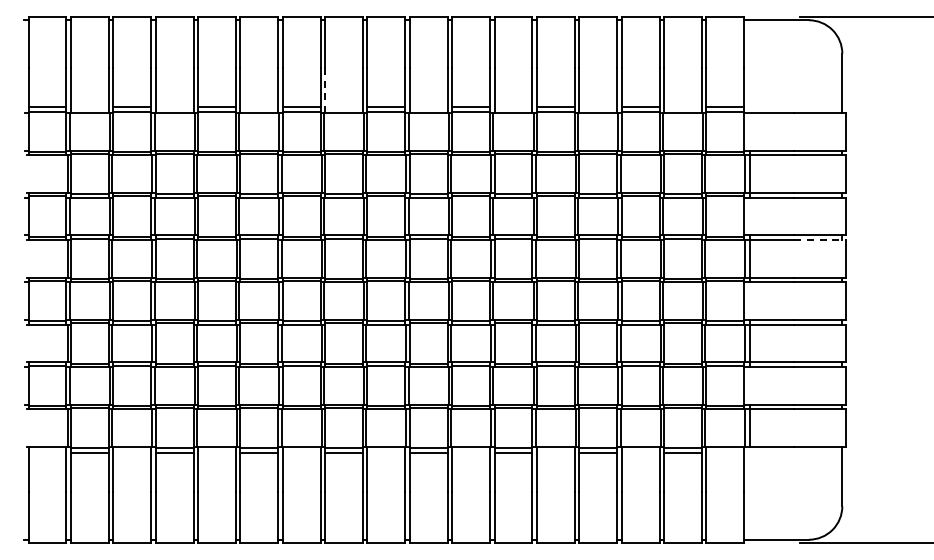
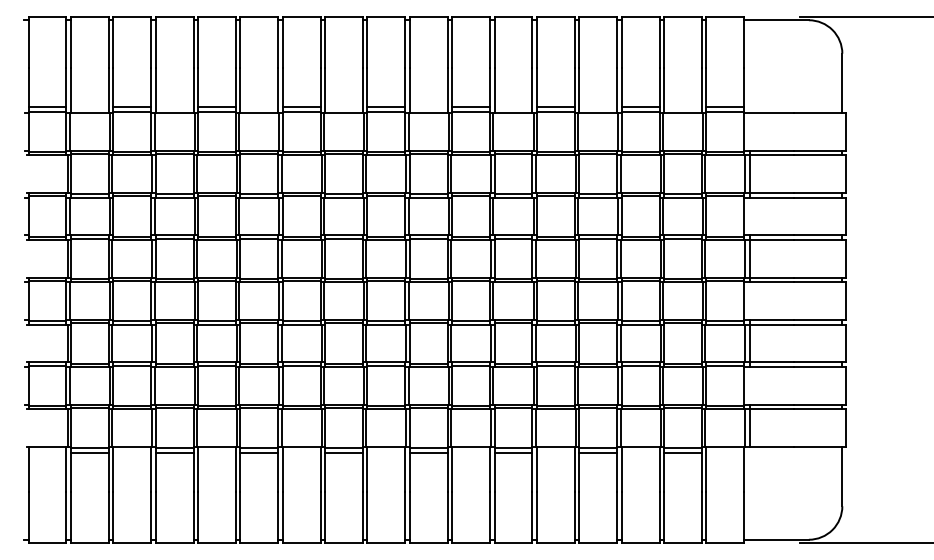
line: dashed -> solid (325, 90)
line: dashed -> solid (820, 239)
